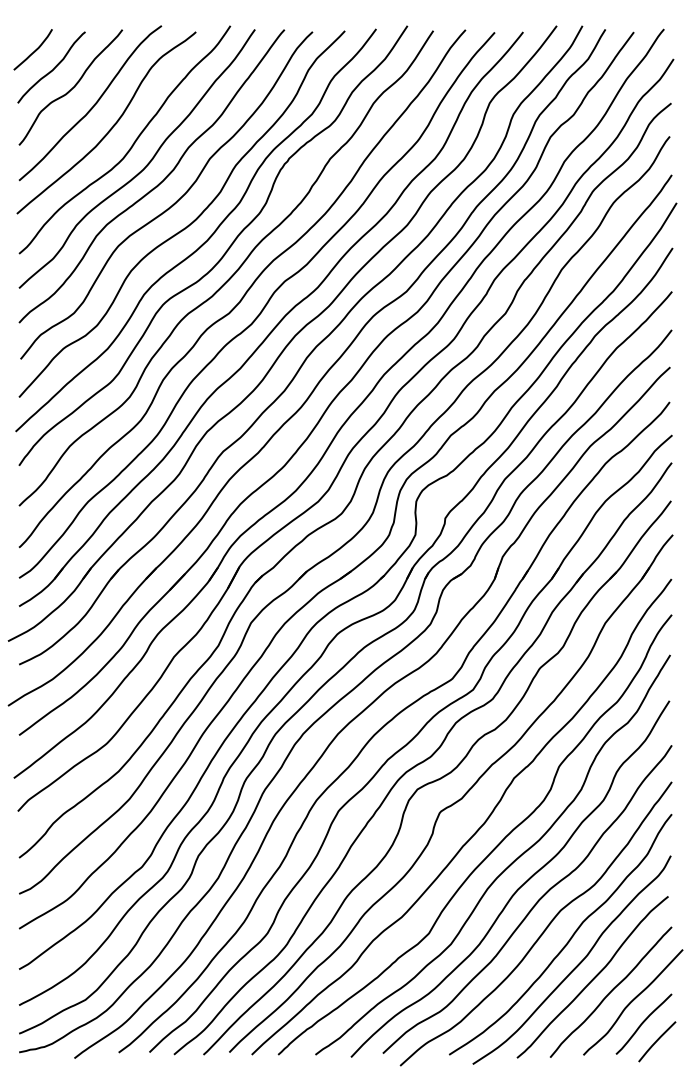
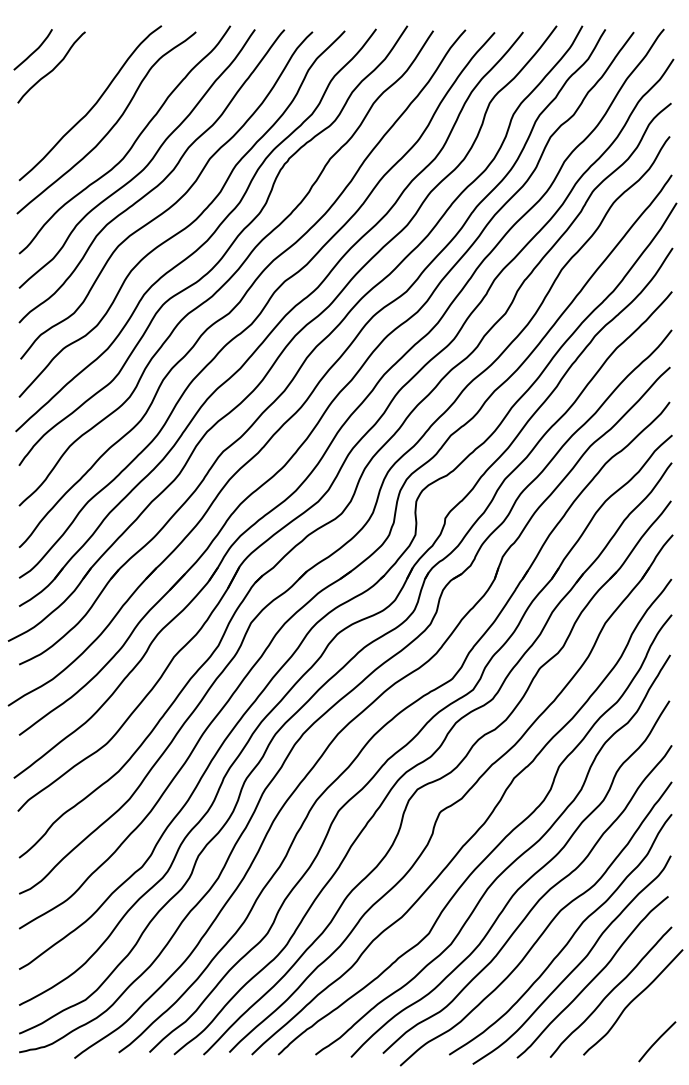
curve: present -> none (71, 88)
curve: present -> none (643, 1023)
